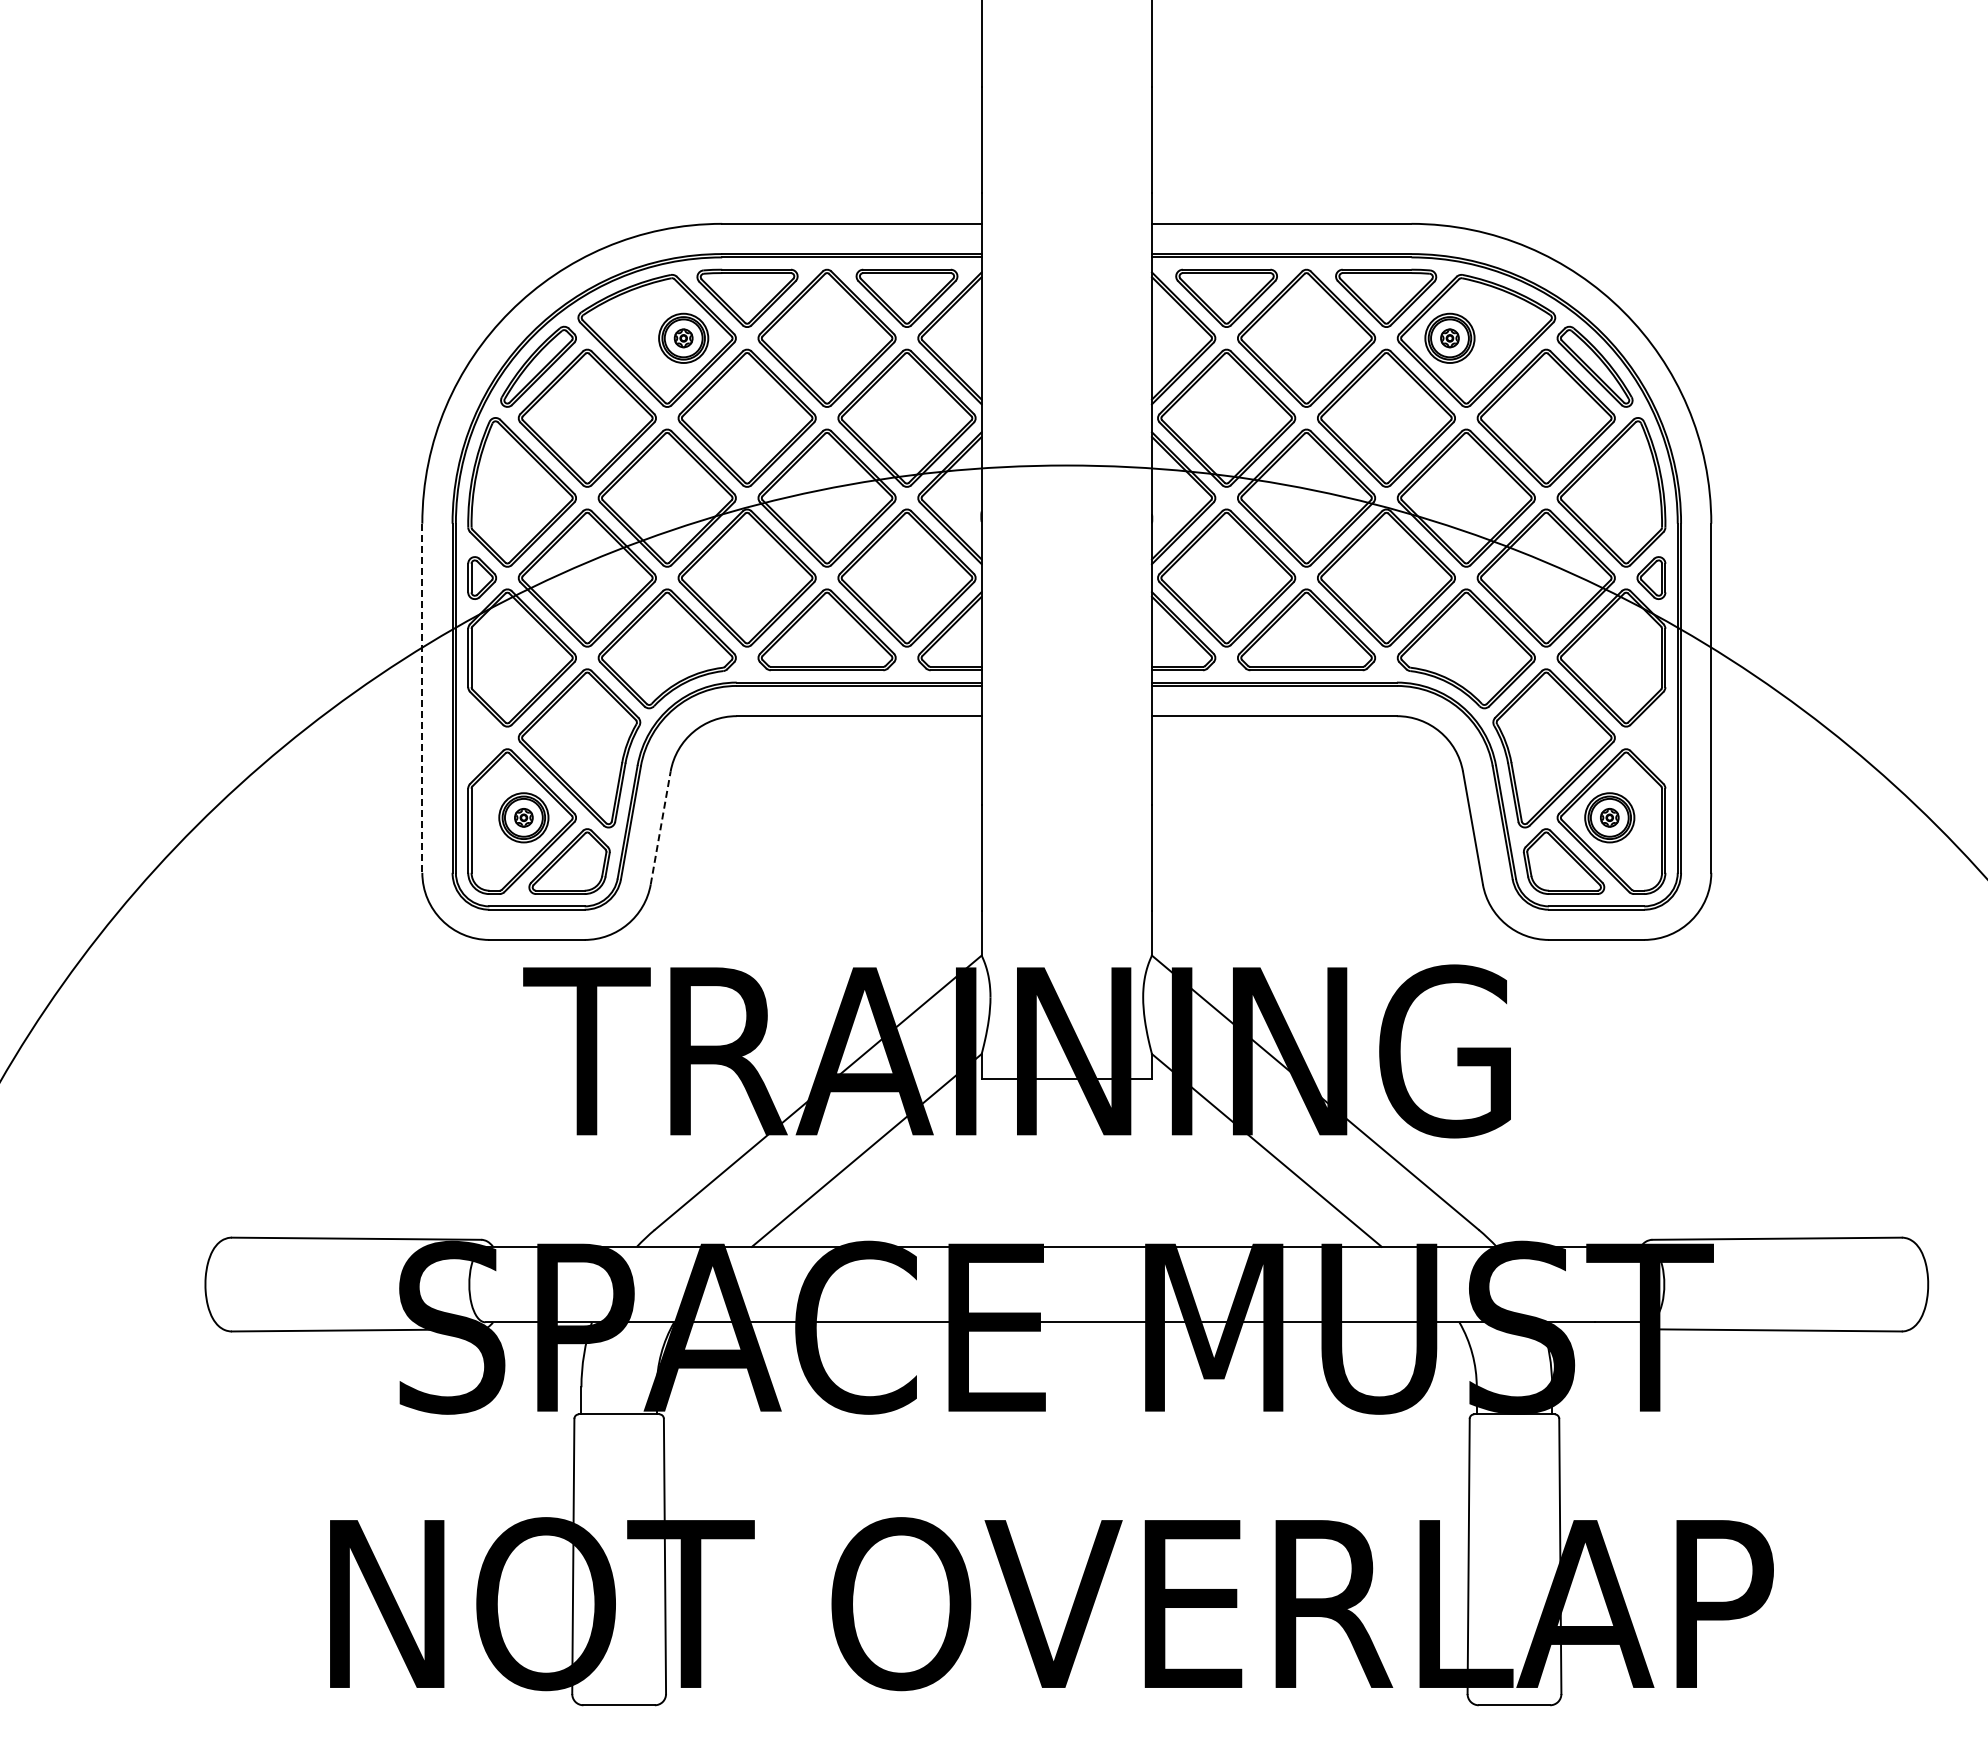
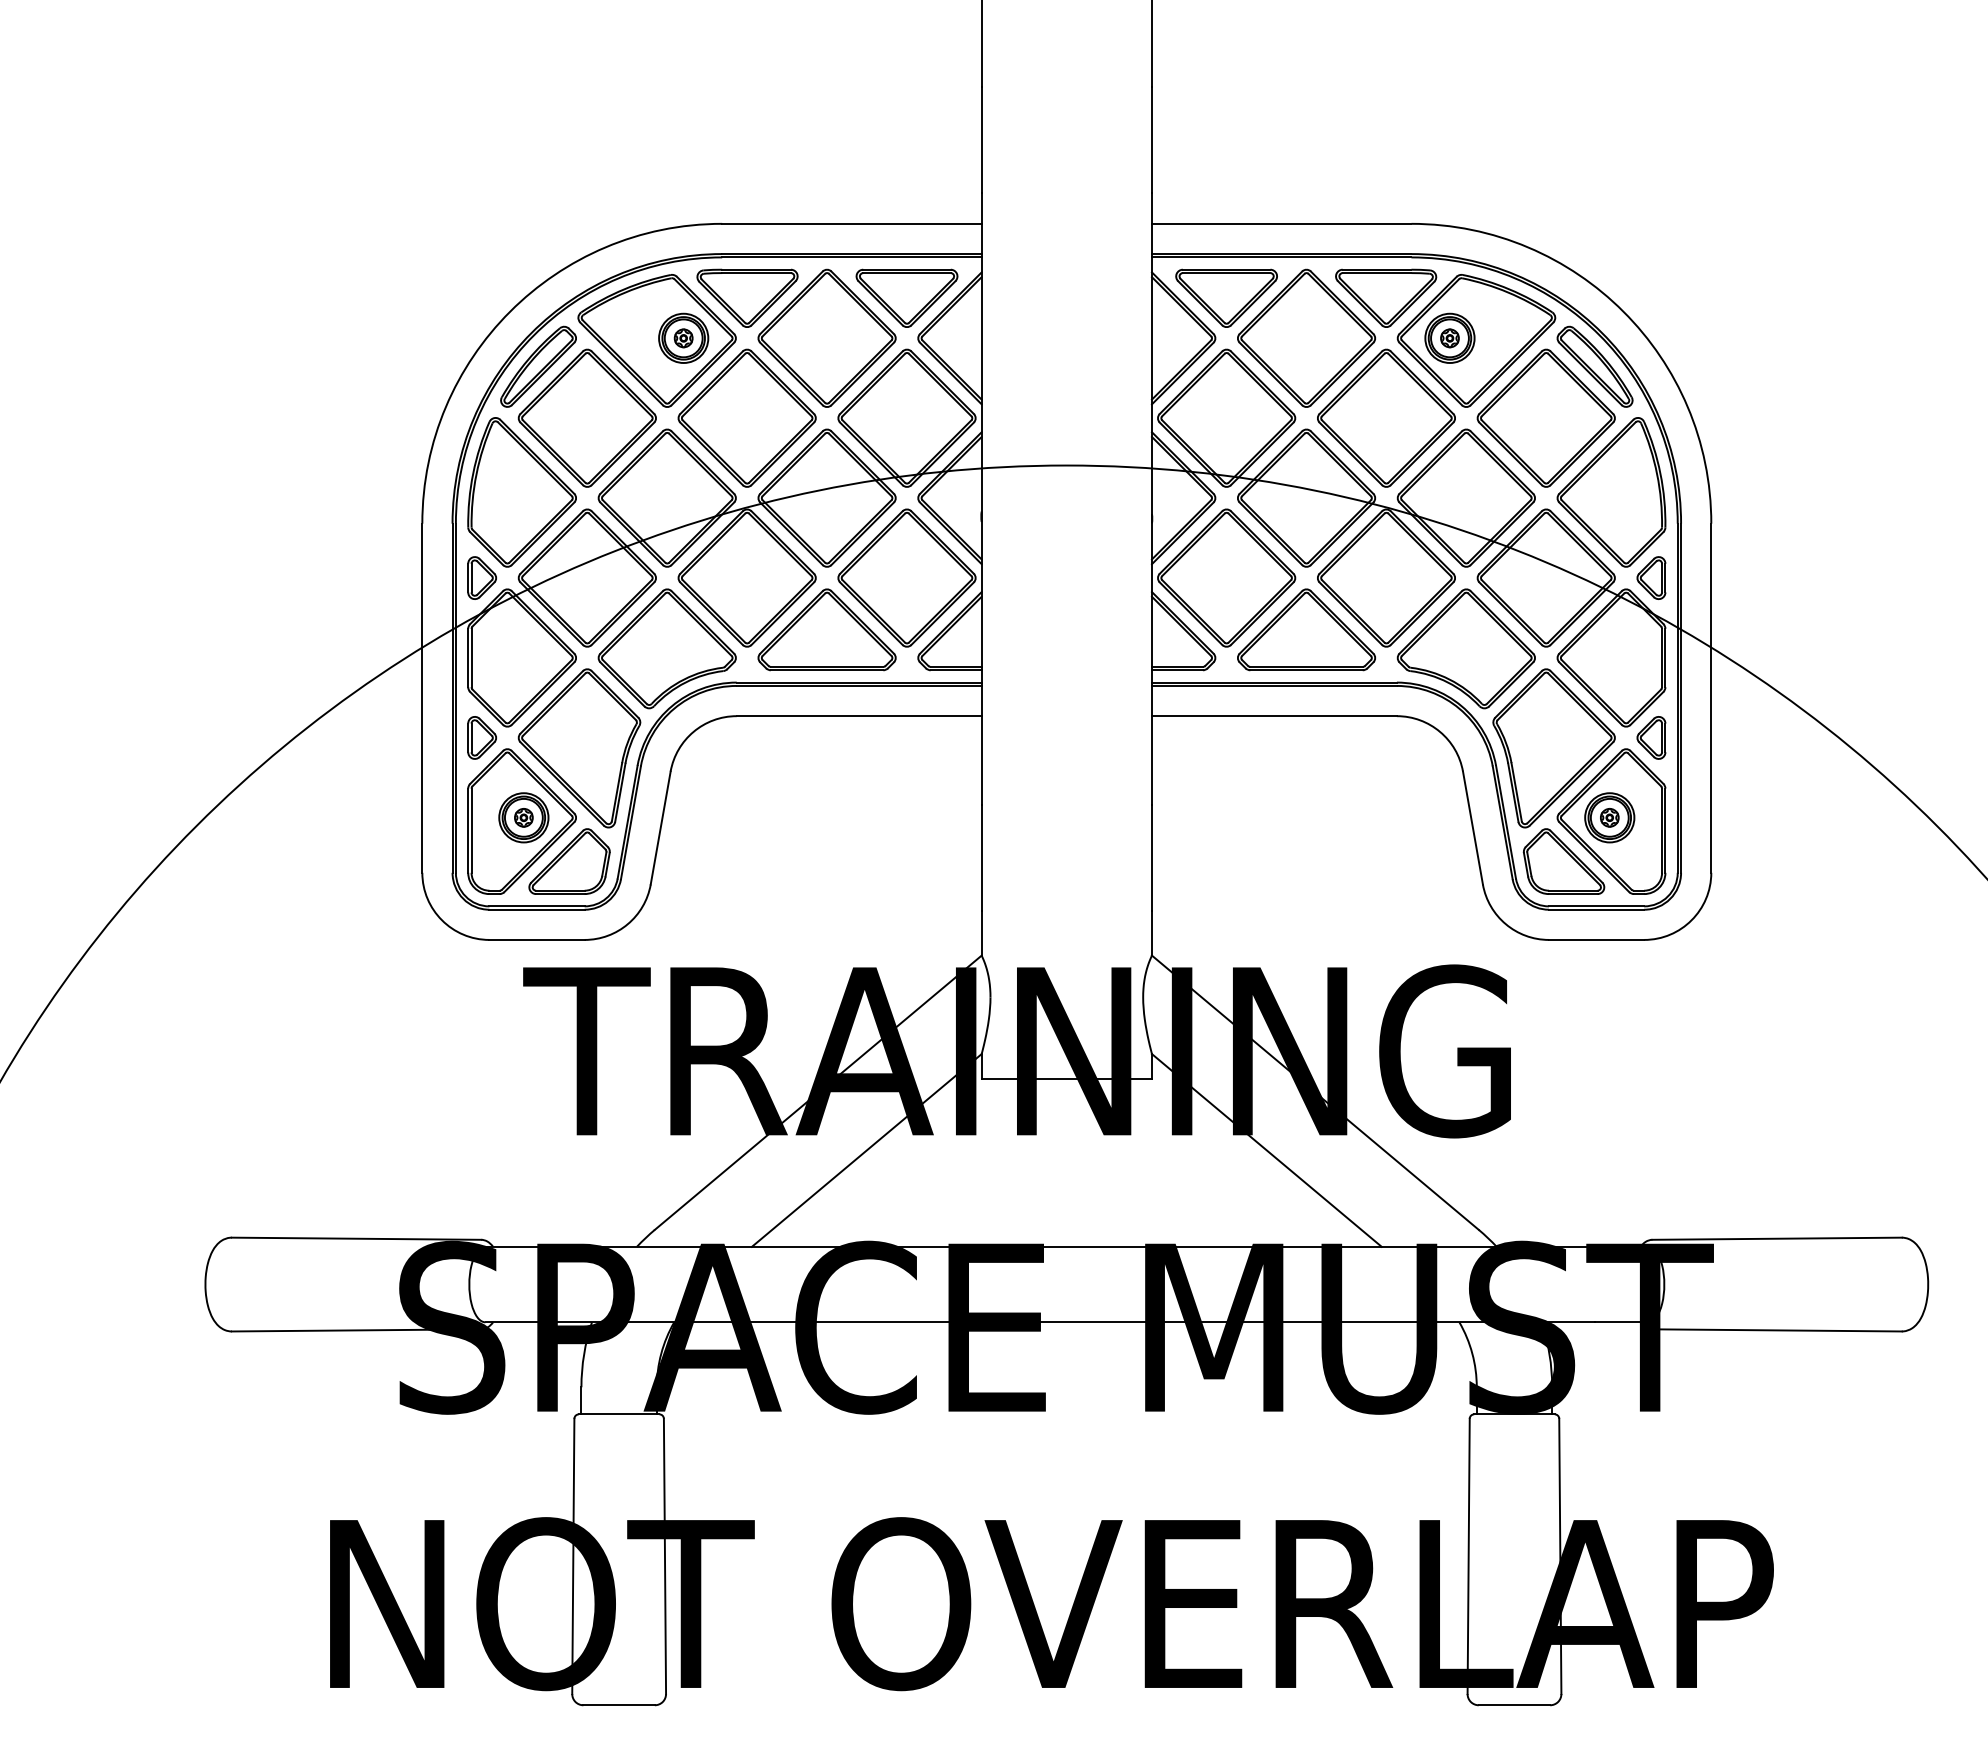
line: dashed -> solid (422, 698)
part: none -> present (481, 737)
part: none -> present (1651, 737)
line: dashed -> solid (660, 827)
